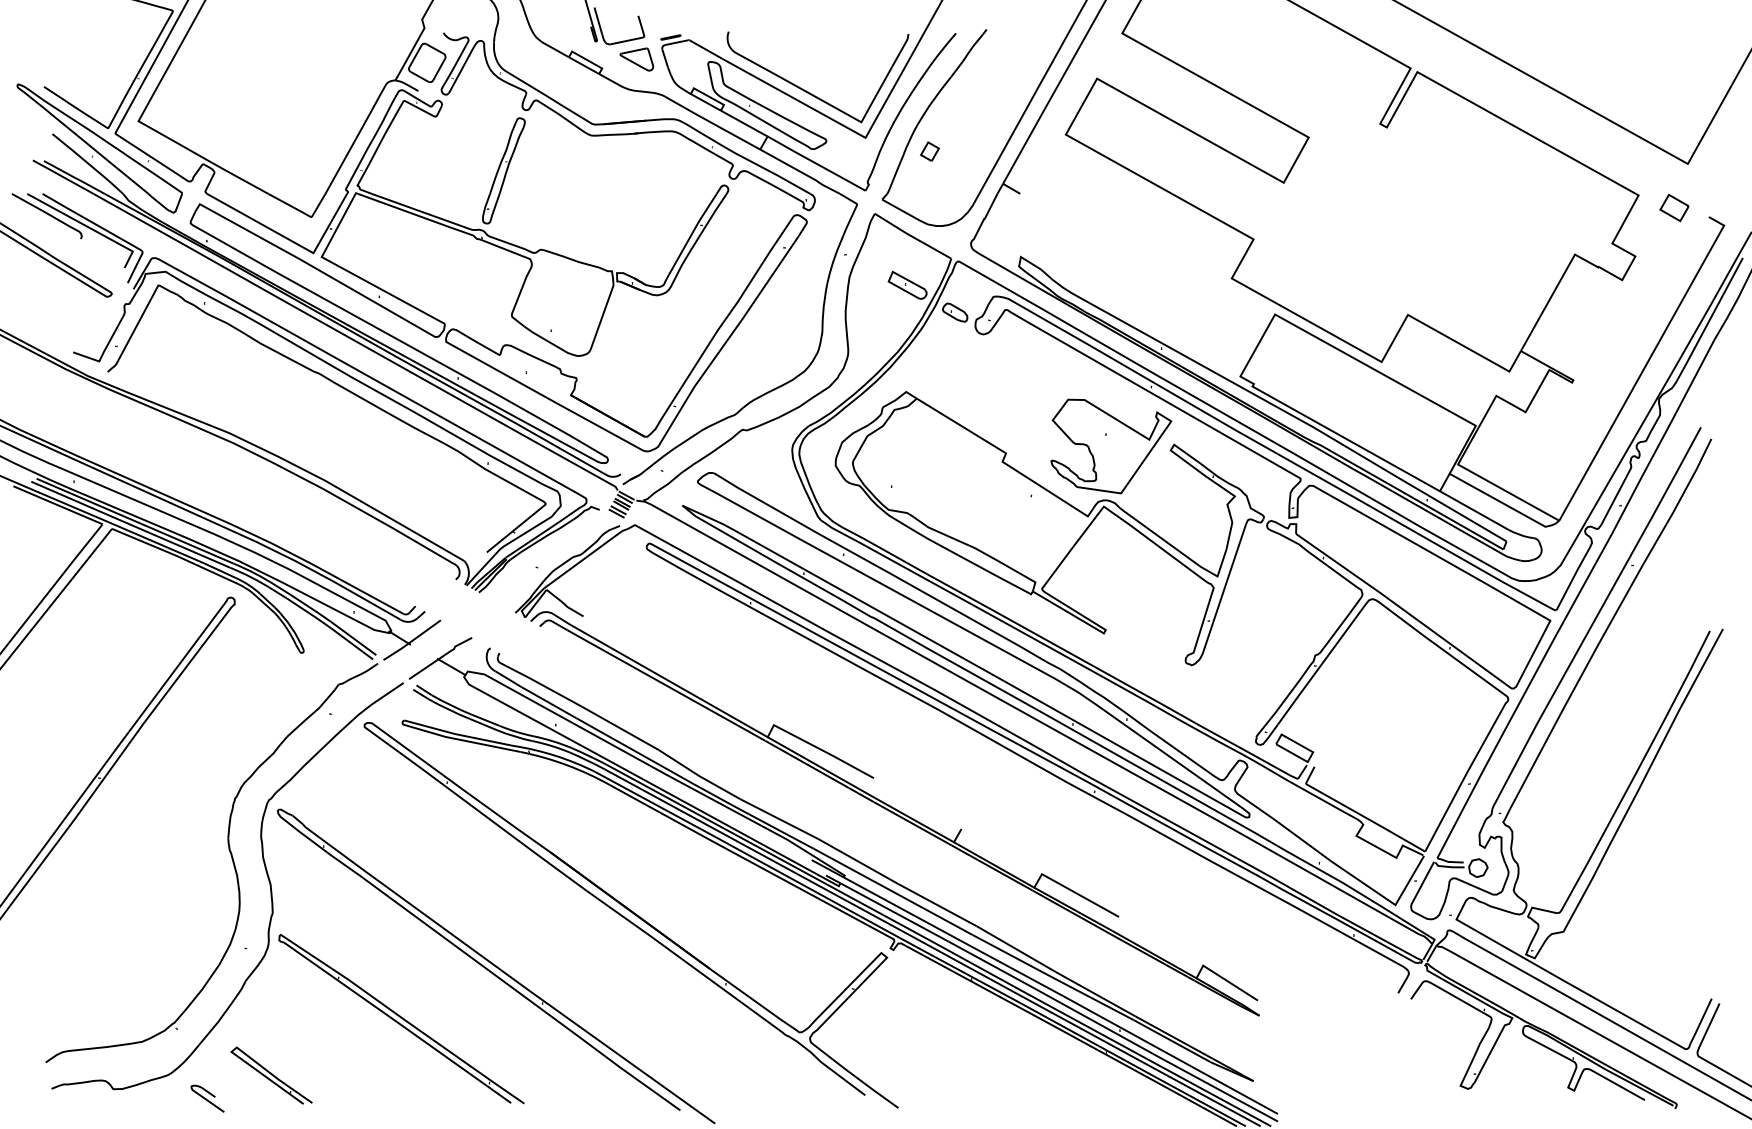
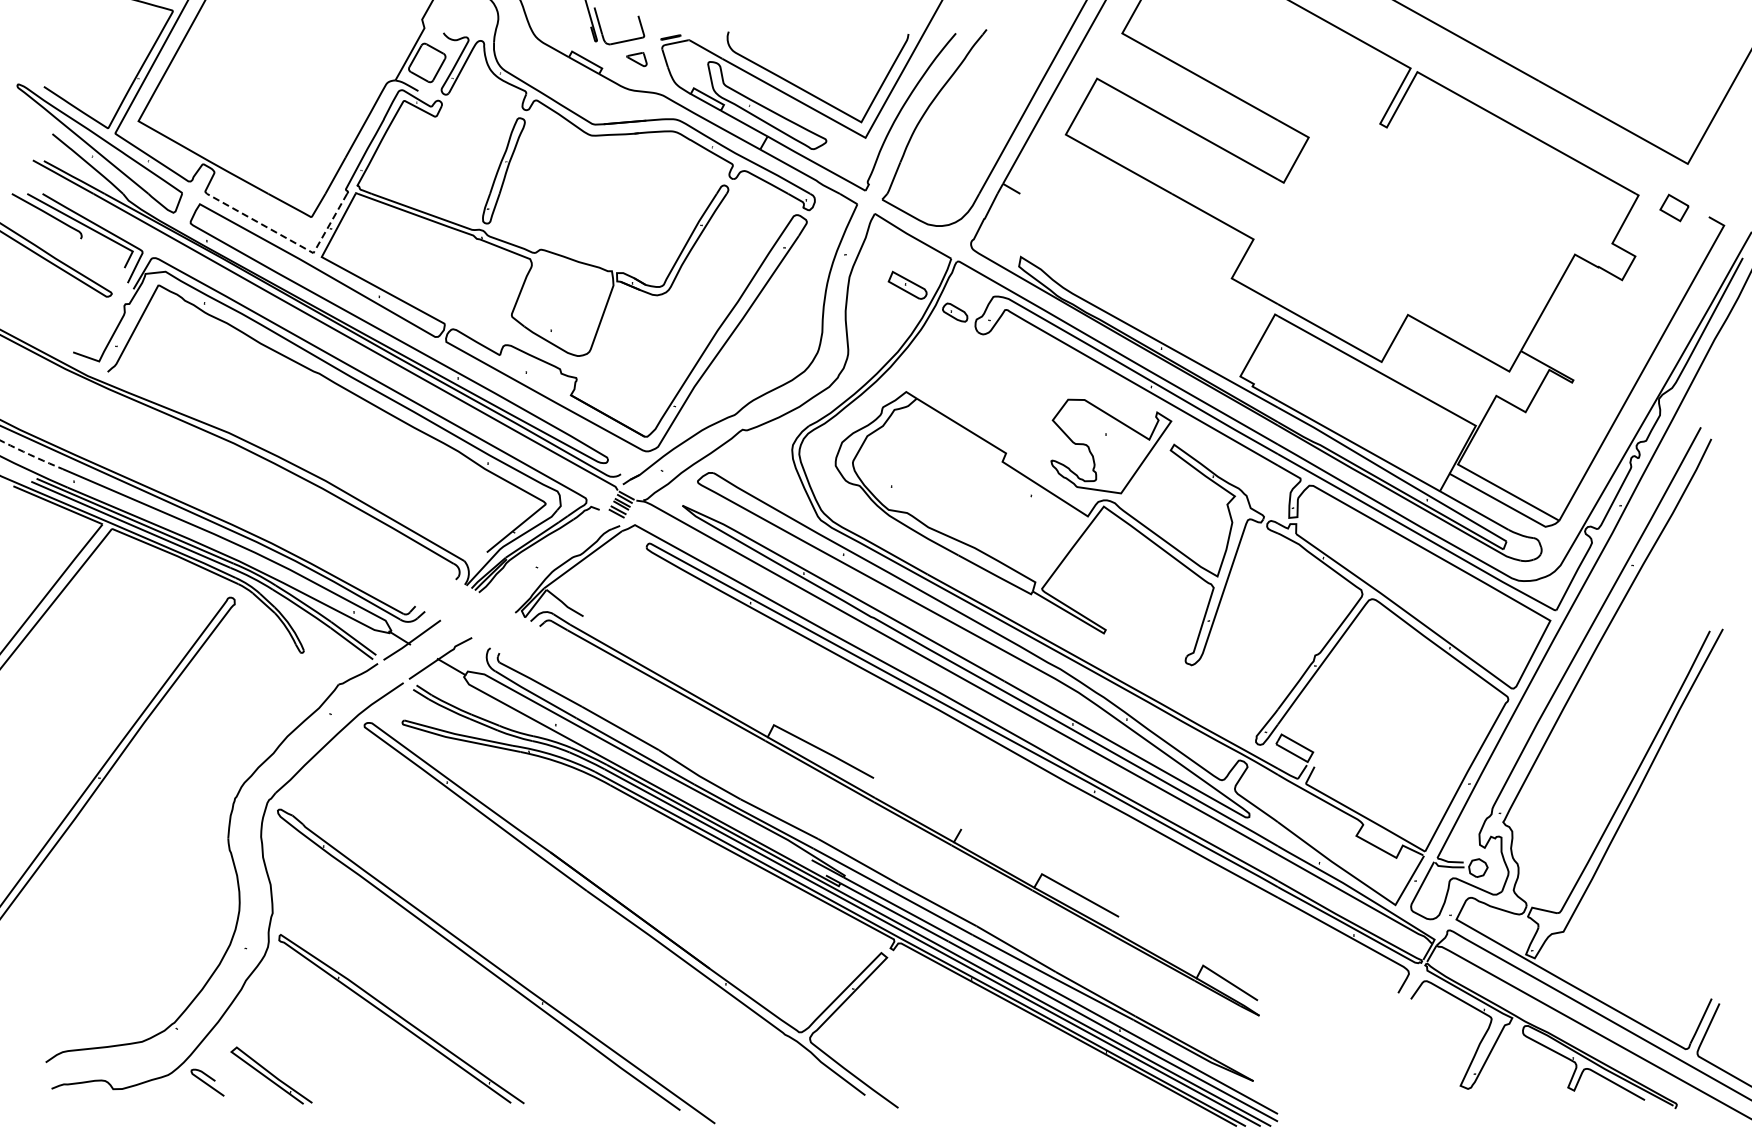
part size: 36x25 px -> 22x16 px (636, 59)
part: present -> none (929, 151)
line: solid -> dashed (290, 240)
line: solid -> dashed (32, 455)
curve position: (206, 1098) -> (206, 1082) (206, 1082)
